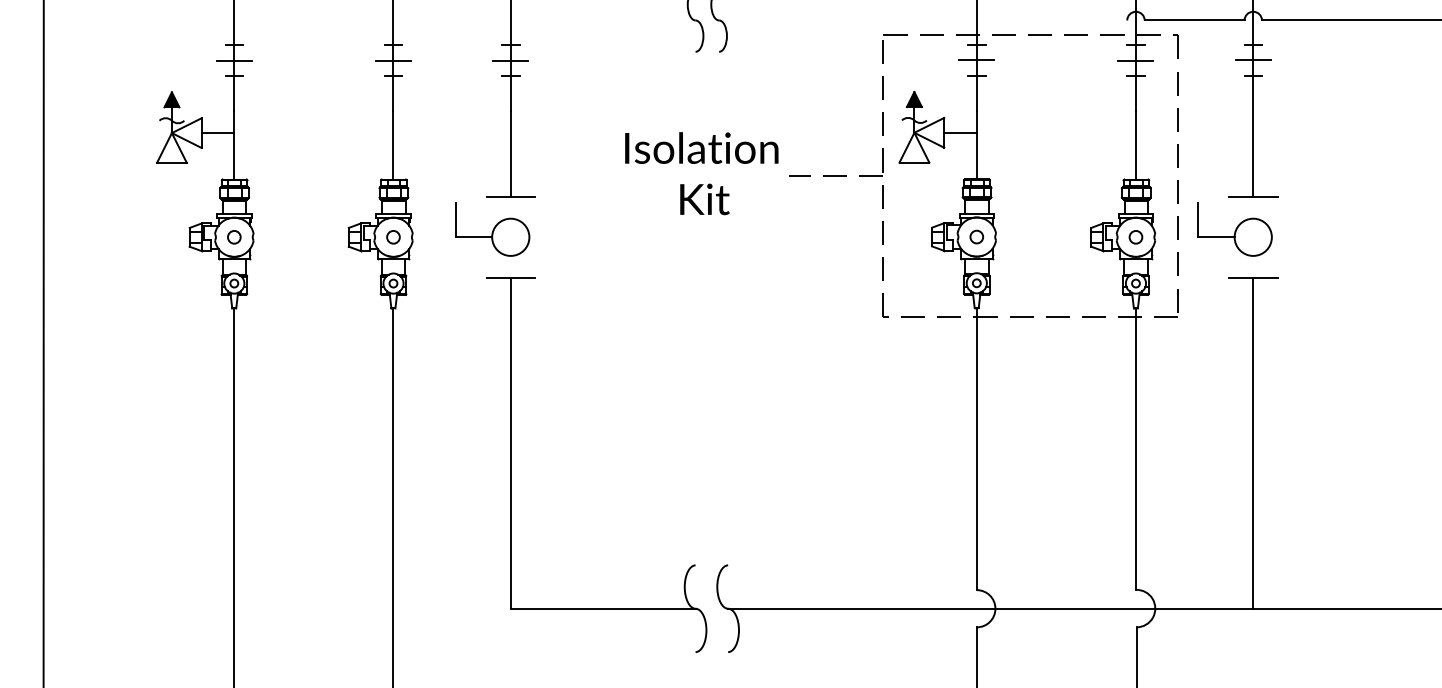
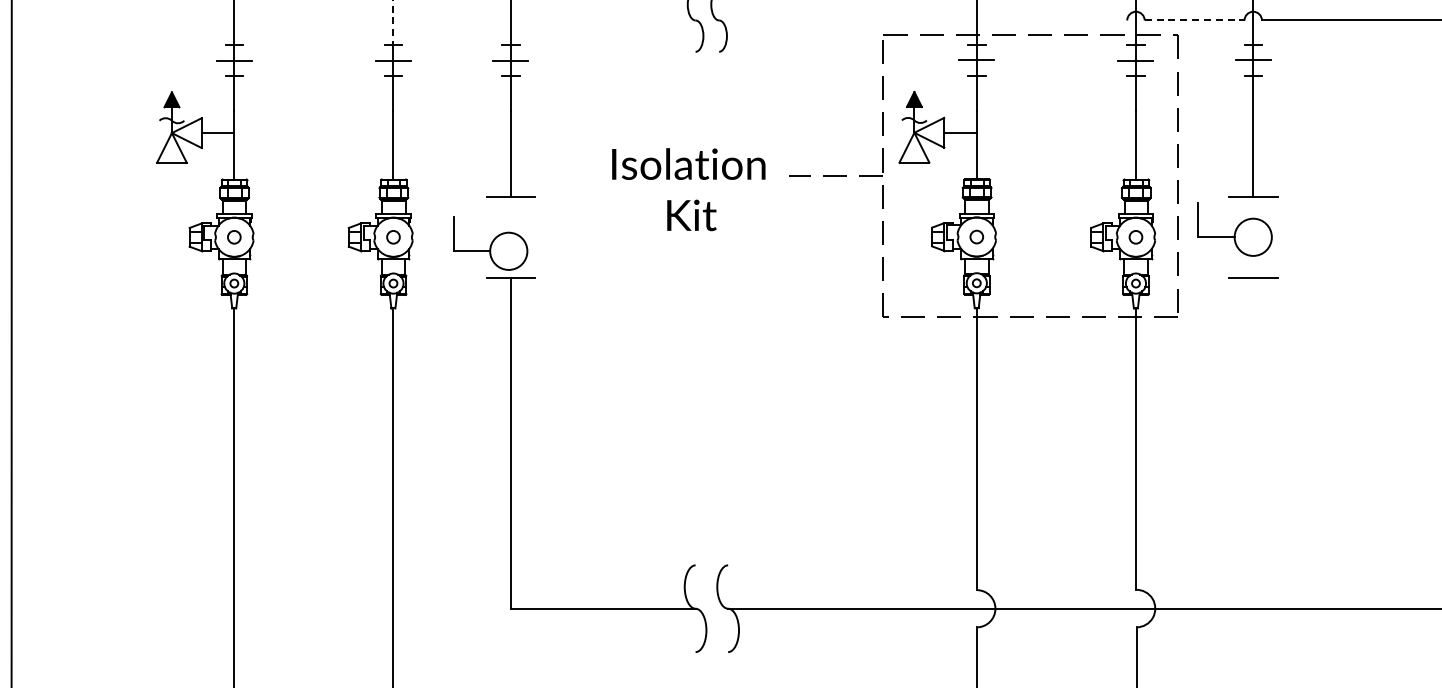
line: solid -> dashed (1194, 20)
line: solid -> dashed (393, 23)
text position: (701, 173) -> (688, 189) (688, 189)
part position: (492, 229) -> (490, 243) (490, 243)
line position: (43, 343) -> (11, 343) (11, 343)
line: present -> none (1253, 442)
